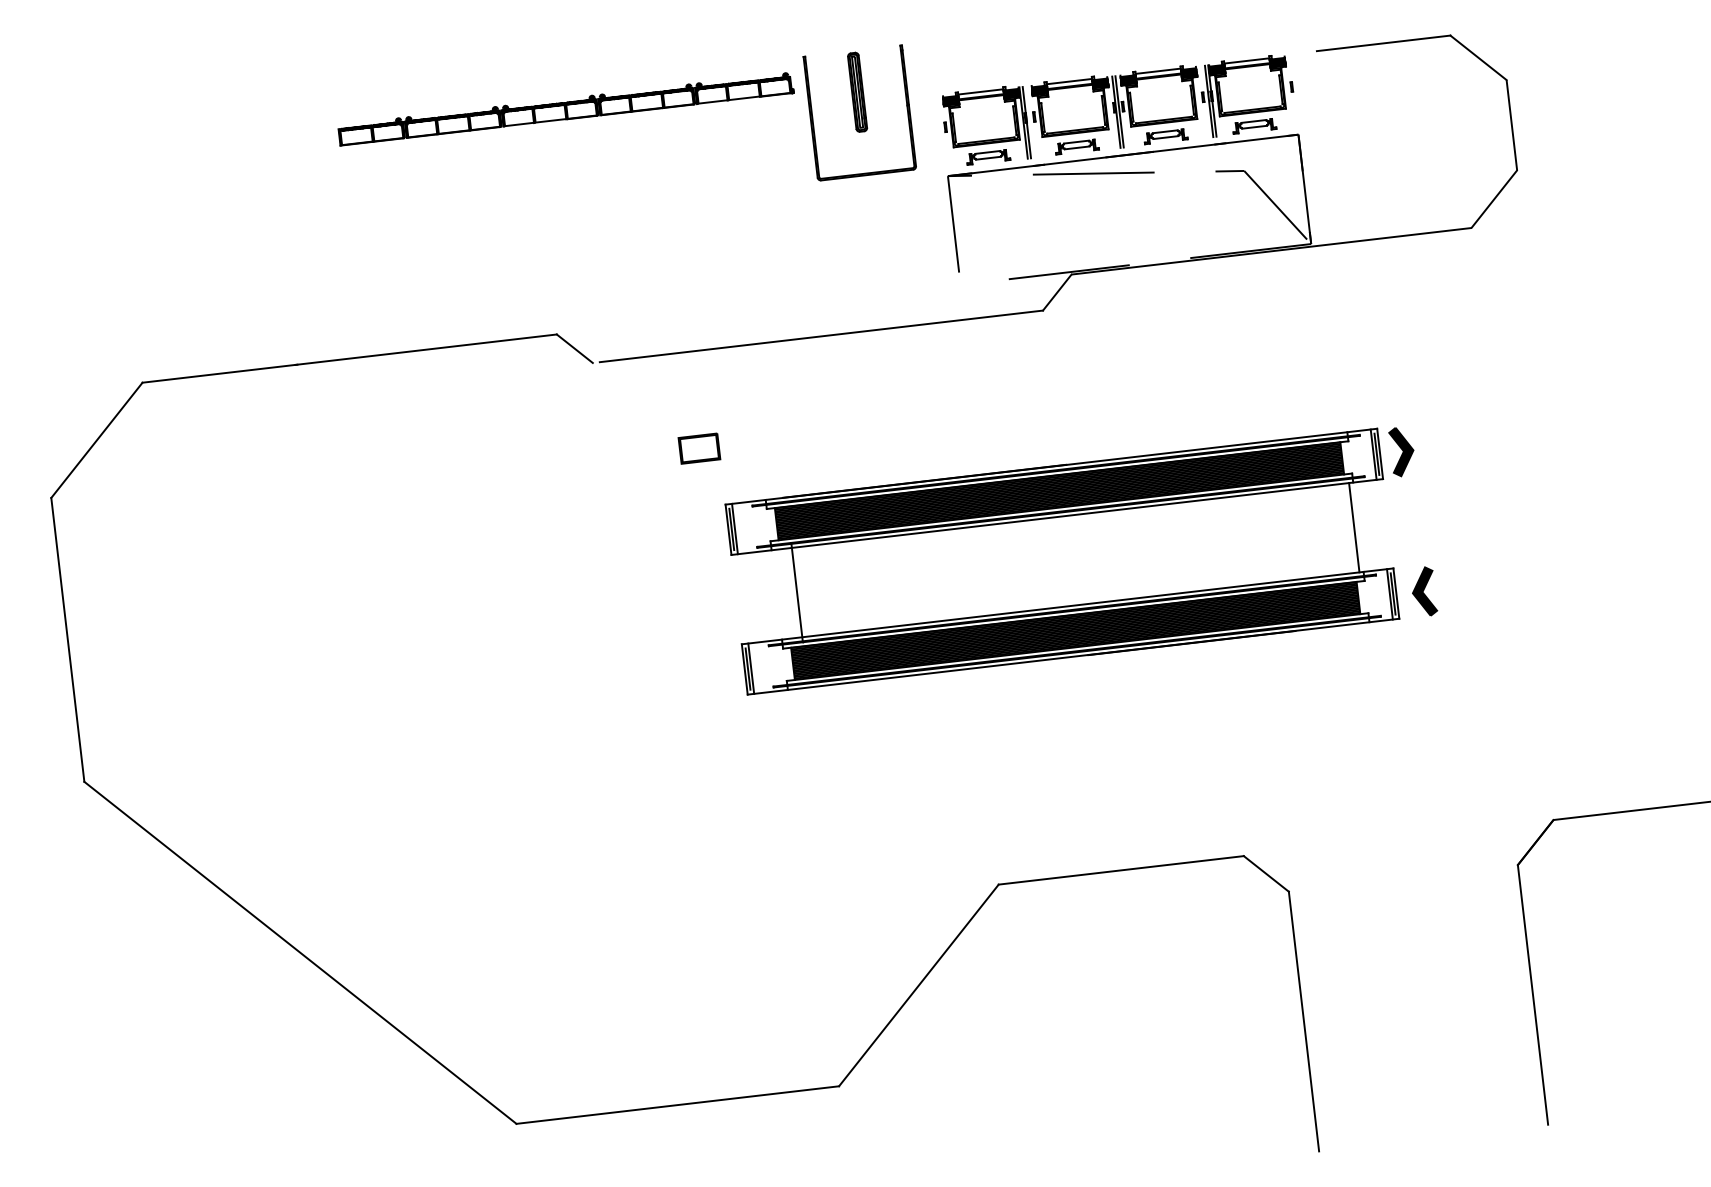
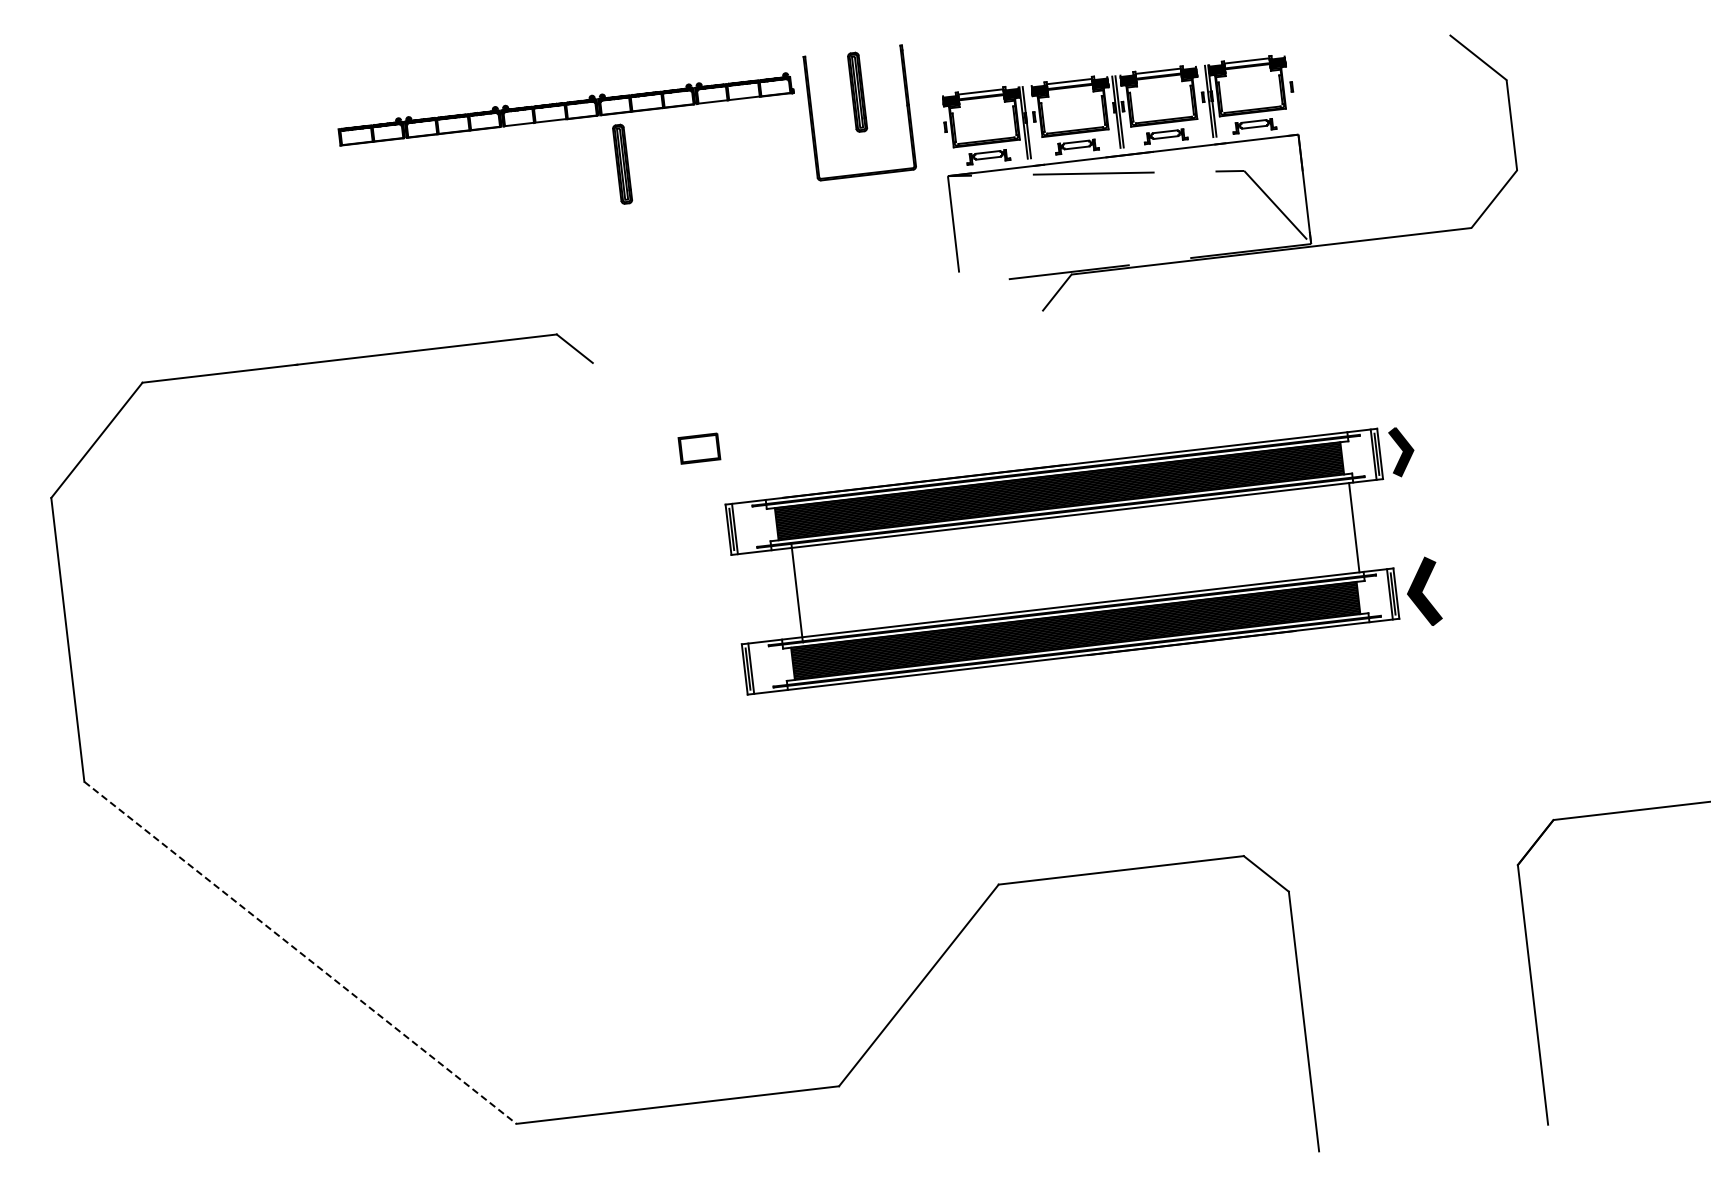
line: present -> none (1383, 43)
part: none -> present (622, 163)
line: present -> none (821, 336)
part size: 27x51 px -> 36x70 px (1424, 590)
line: solid -> dashed (300, 952)
